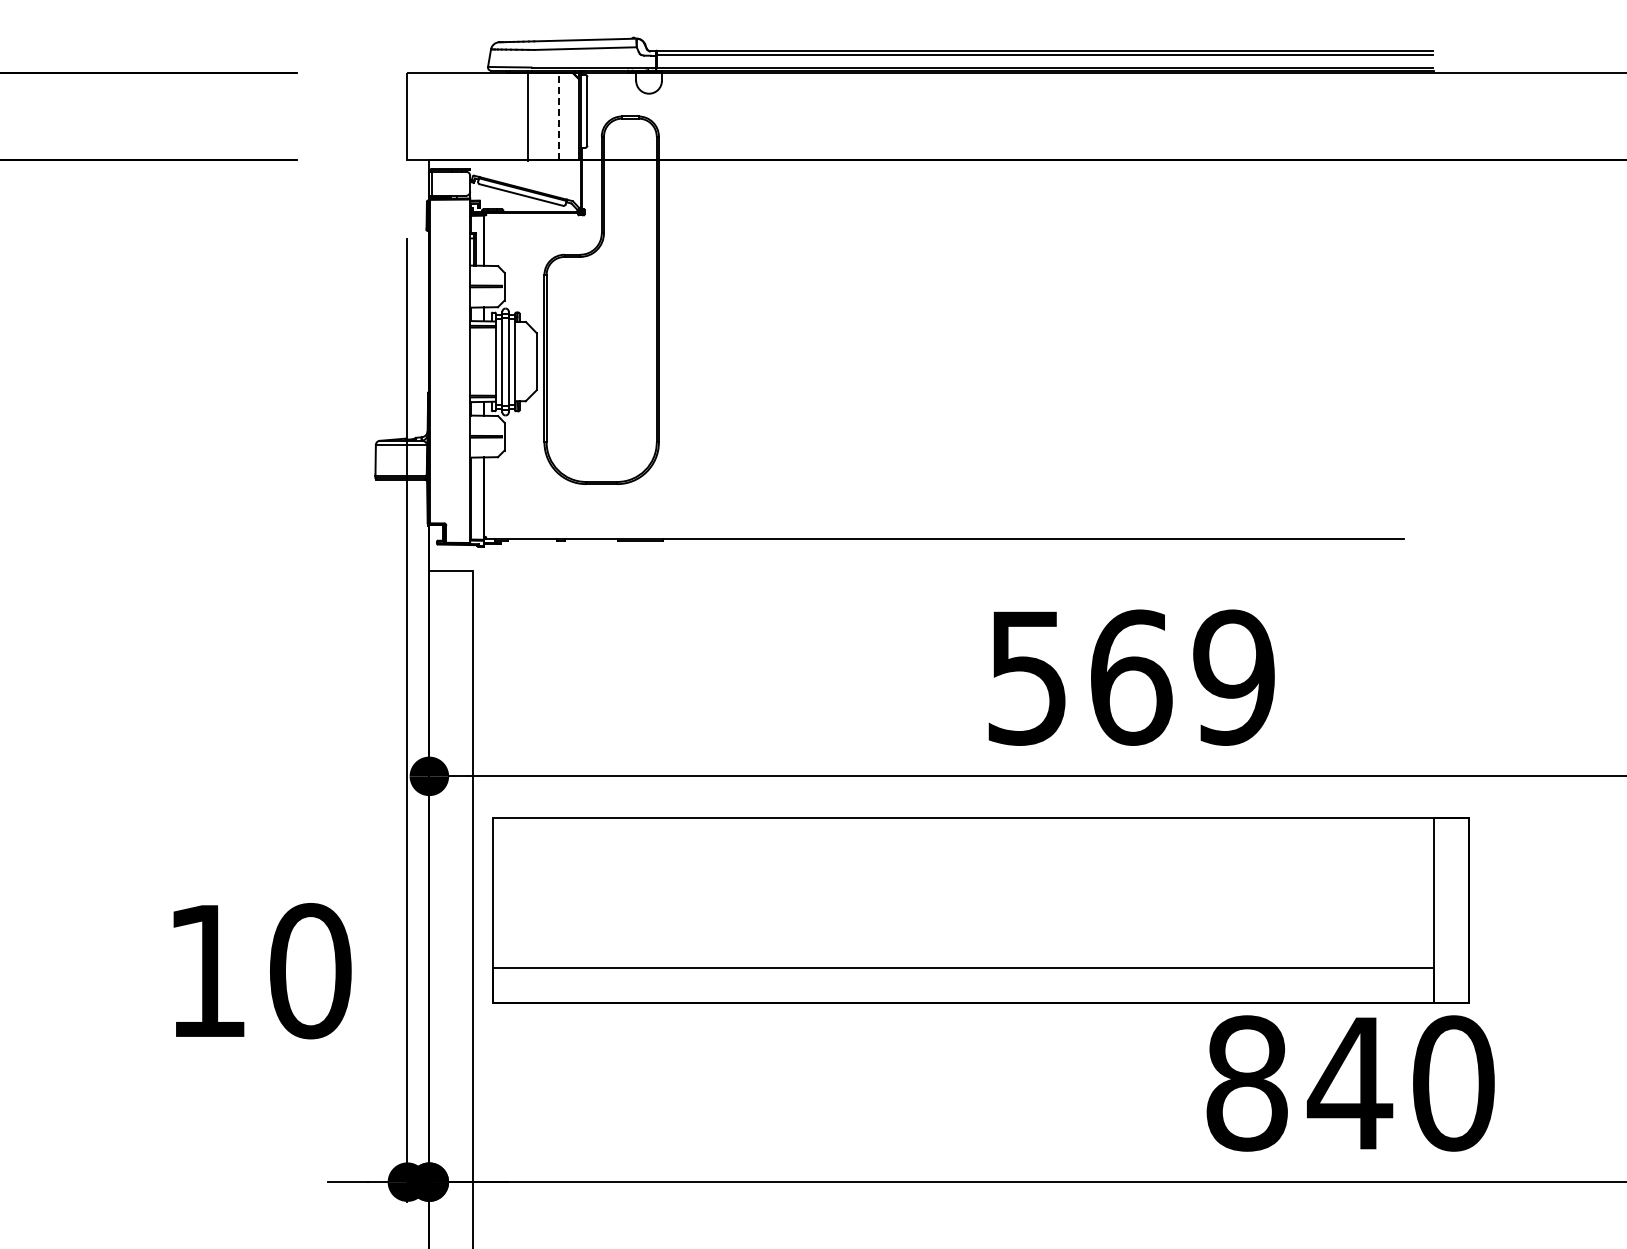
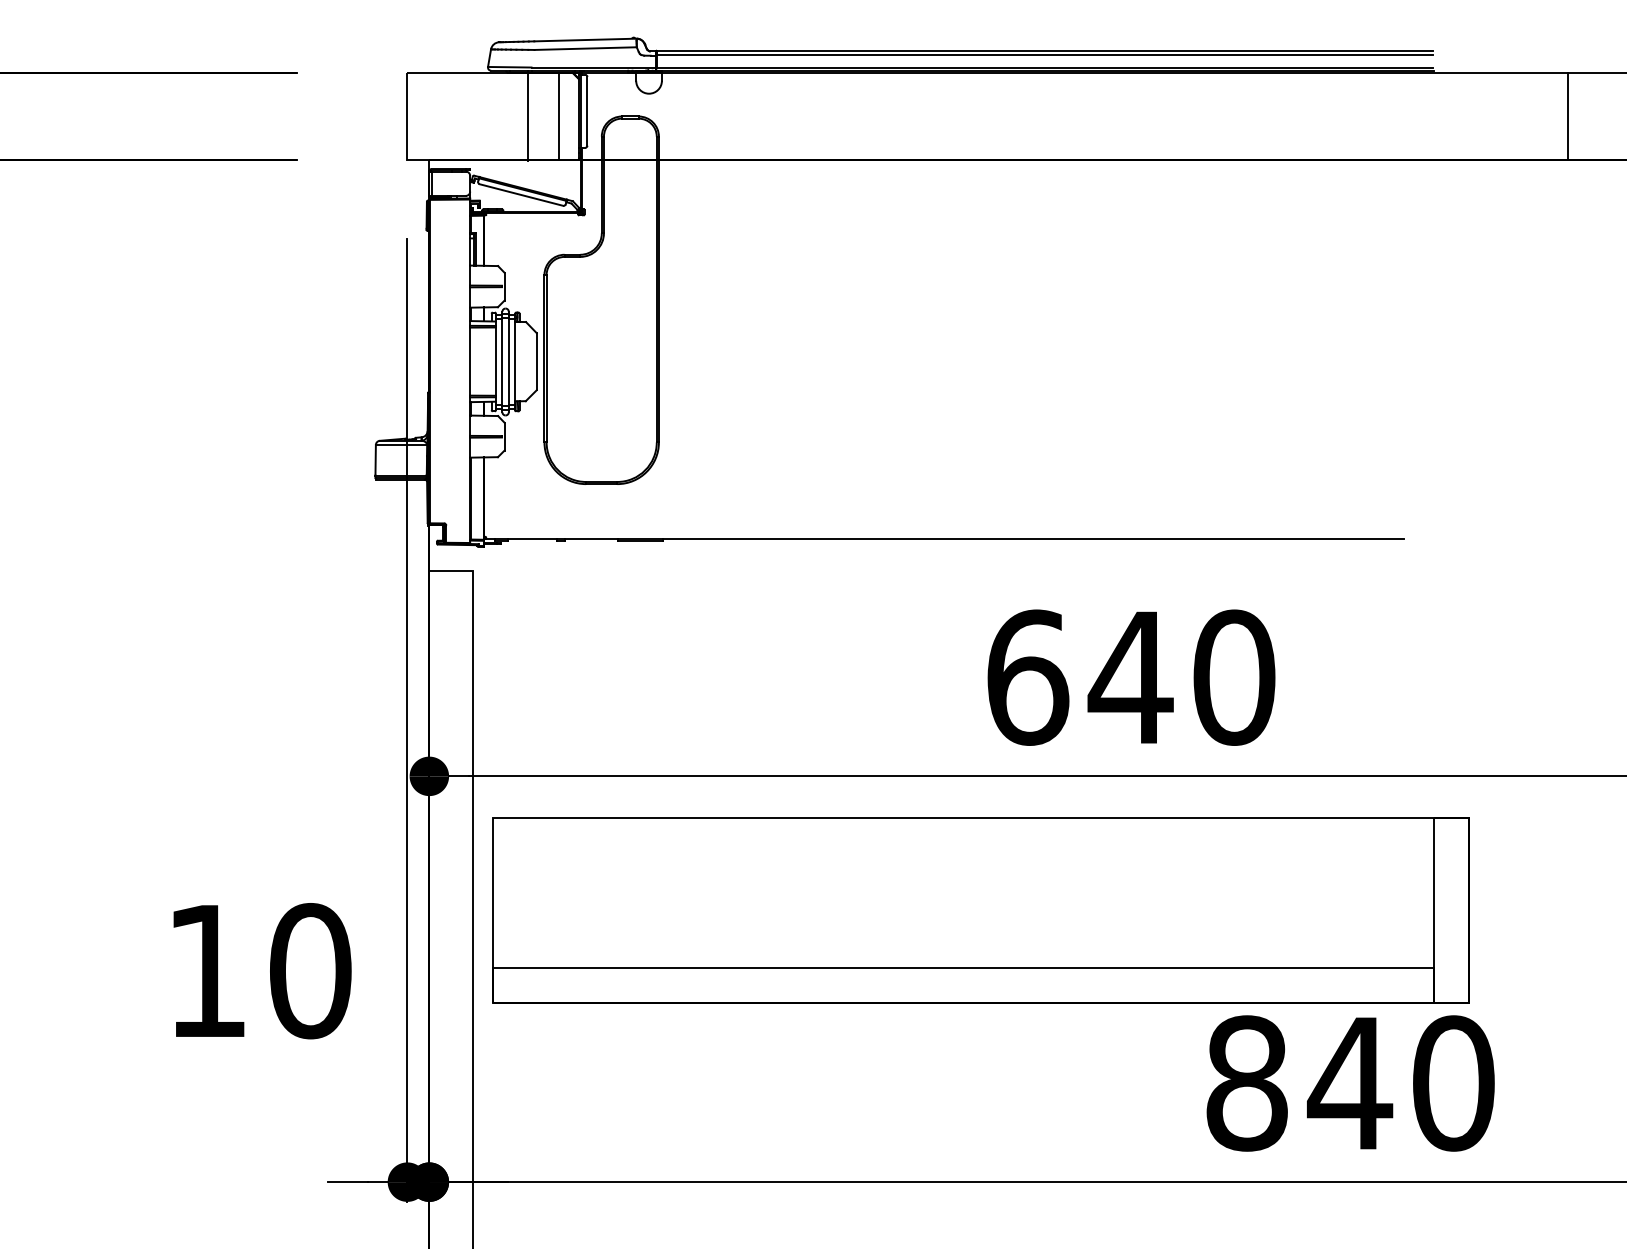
line: dashed -> solid (558, 116)
line: none -> present (1567, 116)
text: 569 -> 640 (1131, 677)
